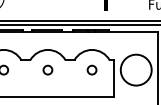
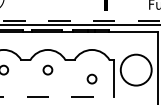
line: solid -> dashed (80, 20)
circle position: (91, 69) -> (91, 78) (91, 78)
line: solid -> dashed (57, 96)
